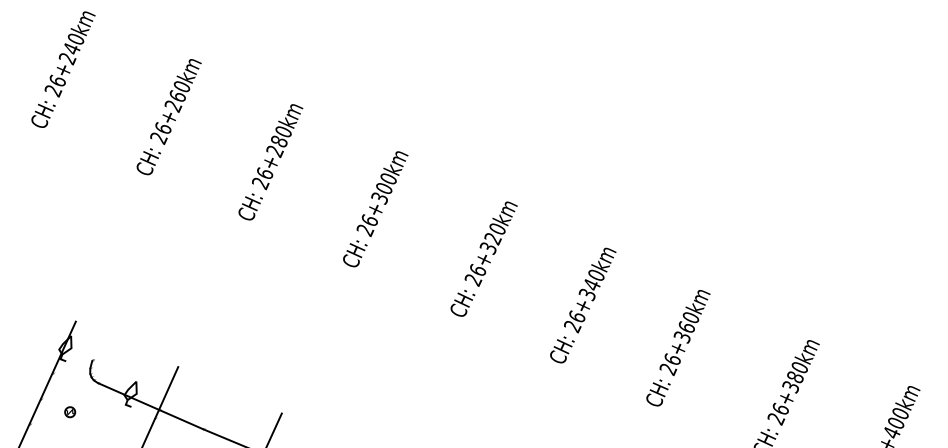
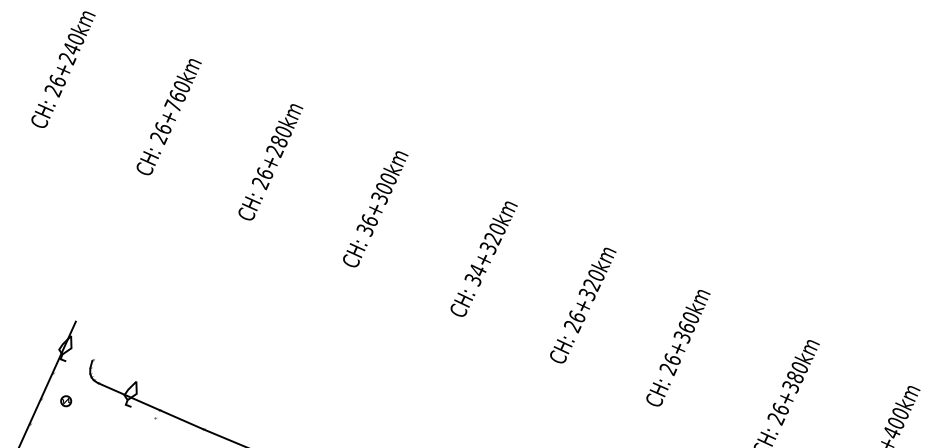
text: 26+260km -> 26+760km (173, 105)
text: 26+300km -> 36+300km (365, 230)
text: 26+320km -> 34+320km (475, 275)
text: 26+340km -> 26+320km (591, 285)
line: present -> none (160, 405)
part position: (70, 412) -> (66, 401) (66, 401)
line: present -> none (274, 428)
